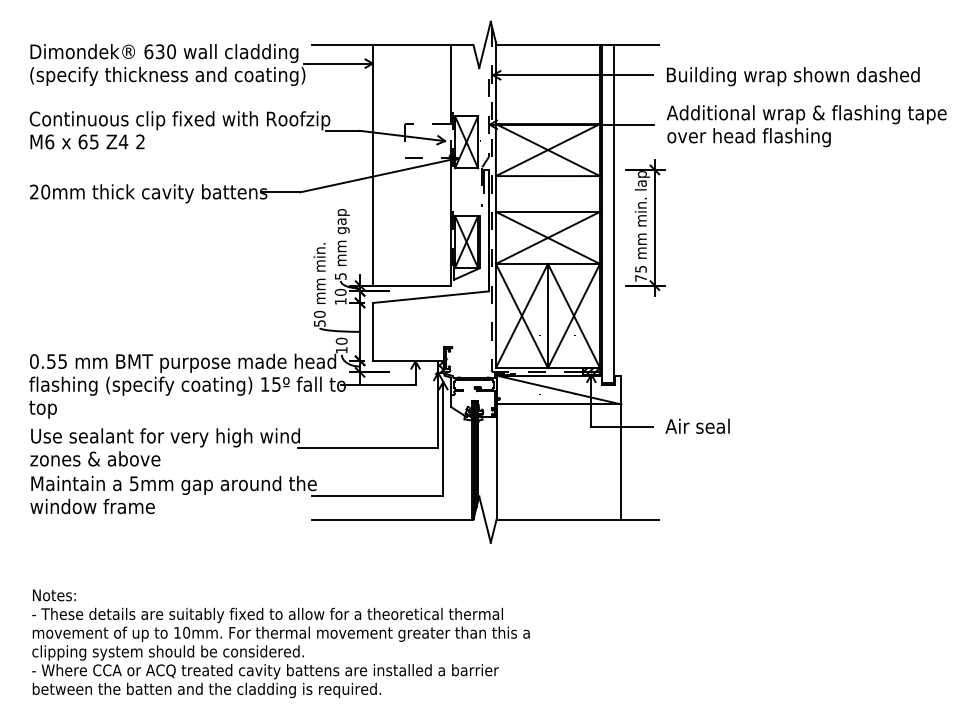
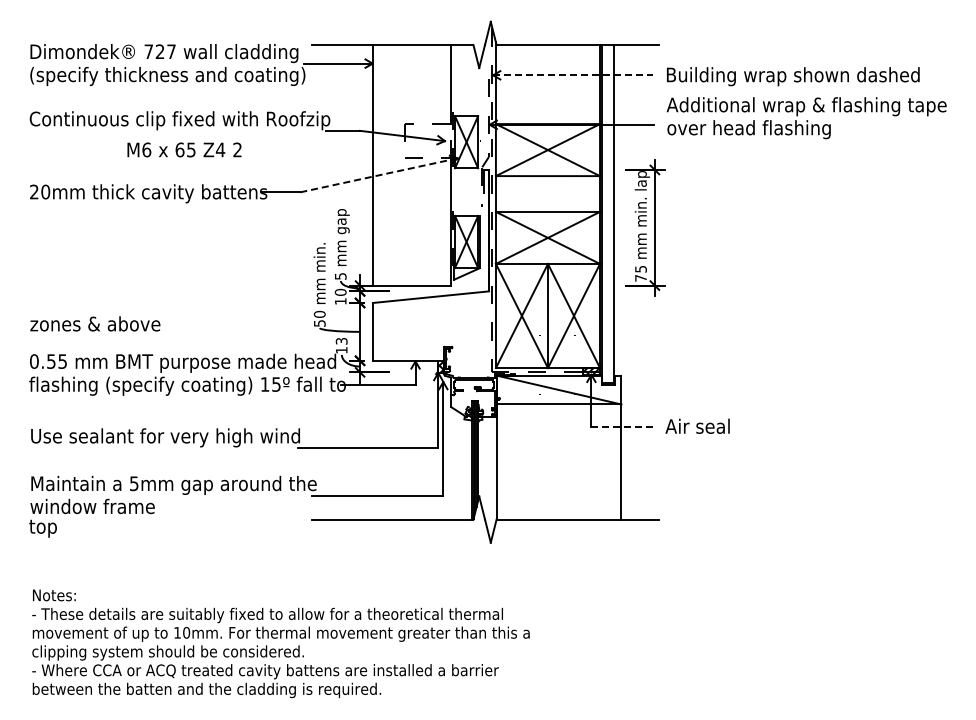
text: 630 -> 727 (159, 51)
line: solid -> dashed (573, 75)
text position: (806, 126) -> (806, 118) (806, 118)
text position: (87, 141) -> (184, 149) (184, 149)
line: solid -> dashed (378, 175)
text: 10 -> 13 (341, 340)
text position: (42, 409) -> (42, 528) (42, 528)
line: solid -> dashed (622, 426)
text position: (95, 458) -> (95, 323) (95, 323)
